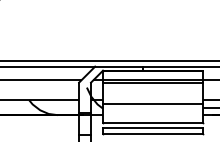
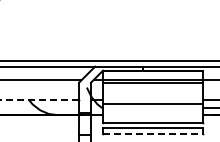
line: solid -> dashed (40, 100)
line: solid -> dashed (153, 134)
